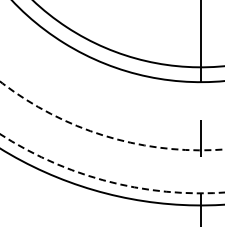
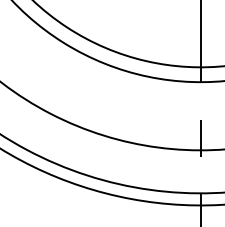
arc: dashed -> solid (104, 135)
arc: dashed -> solid (107, 181)
